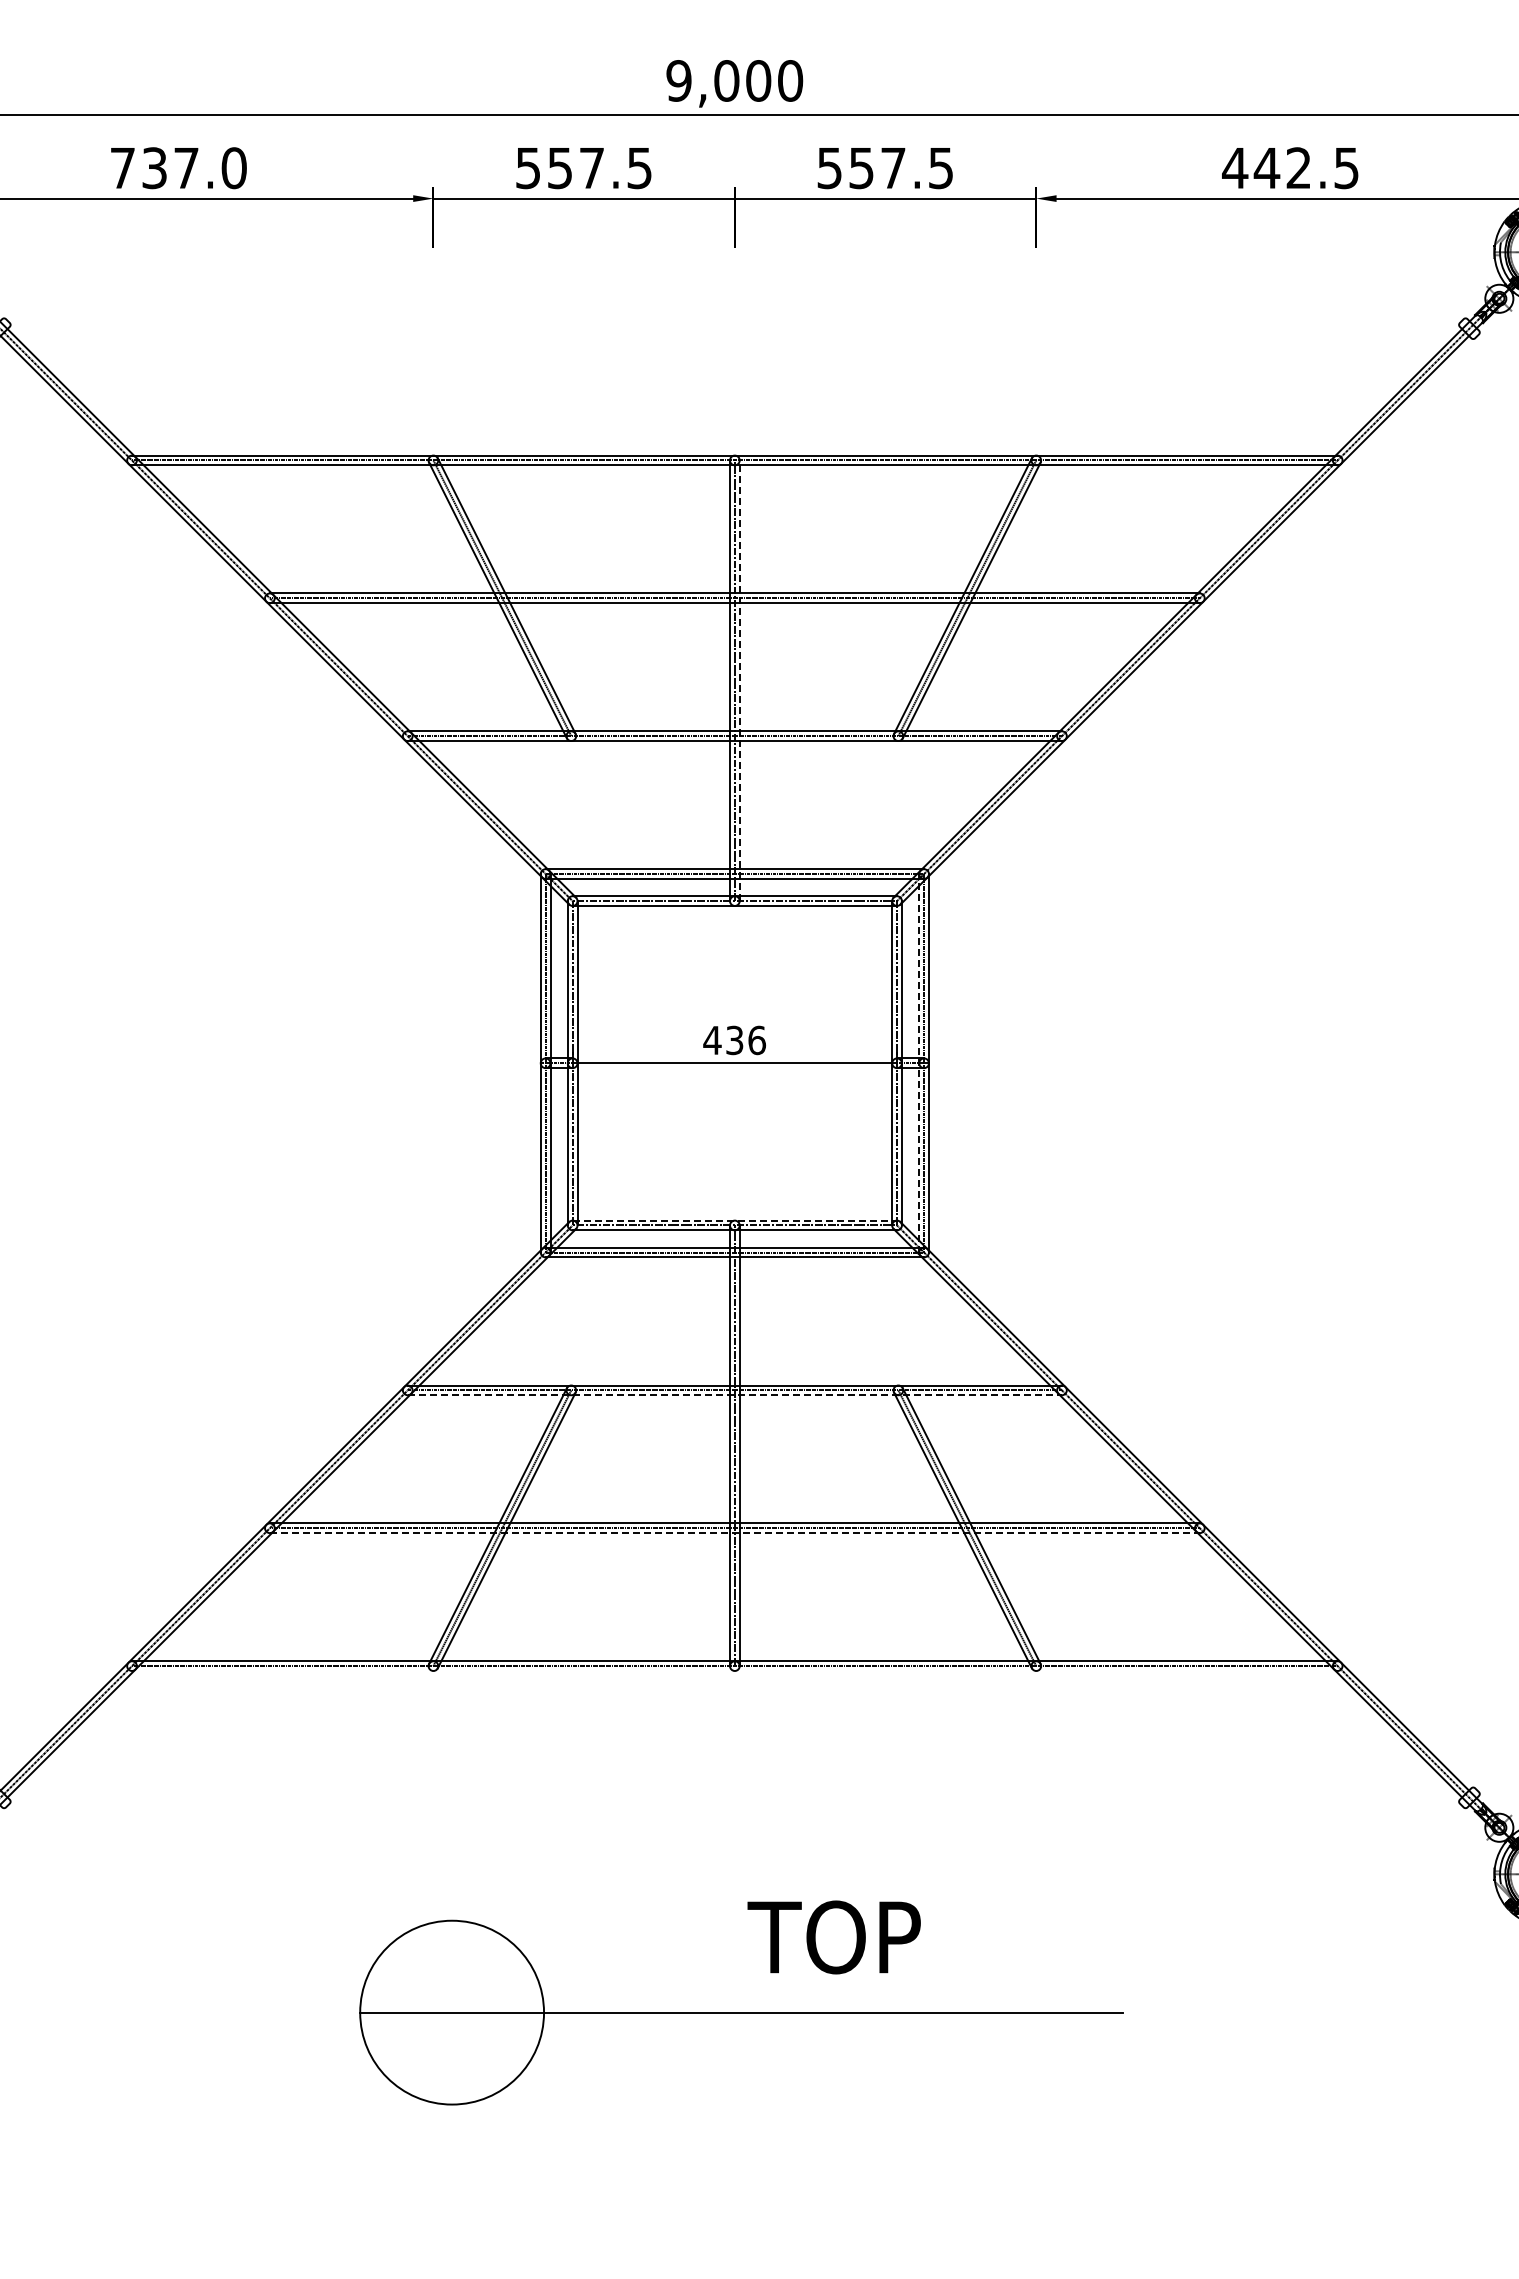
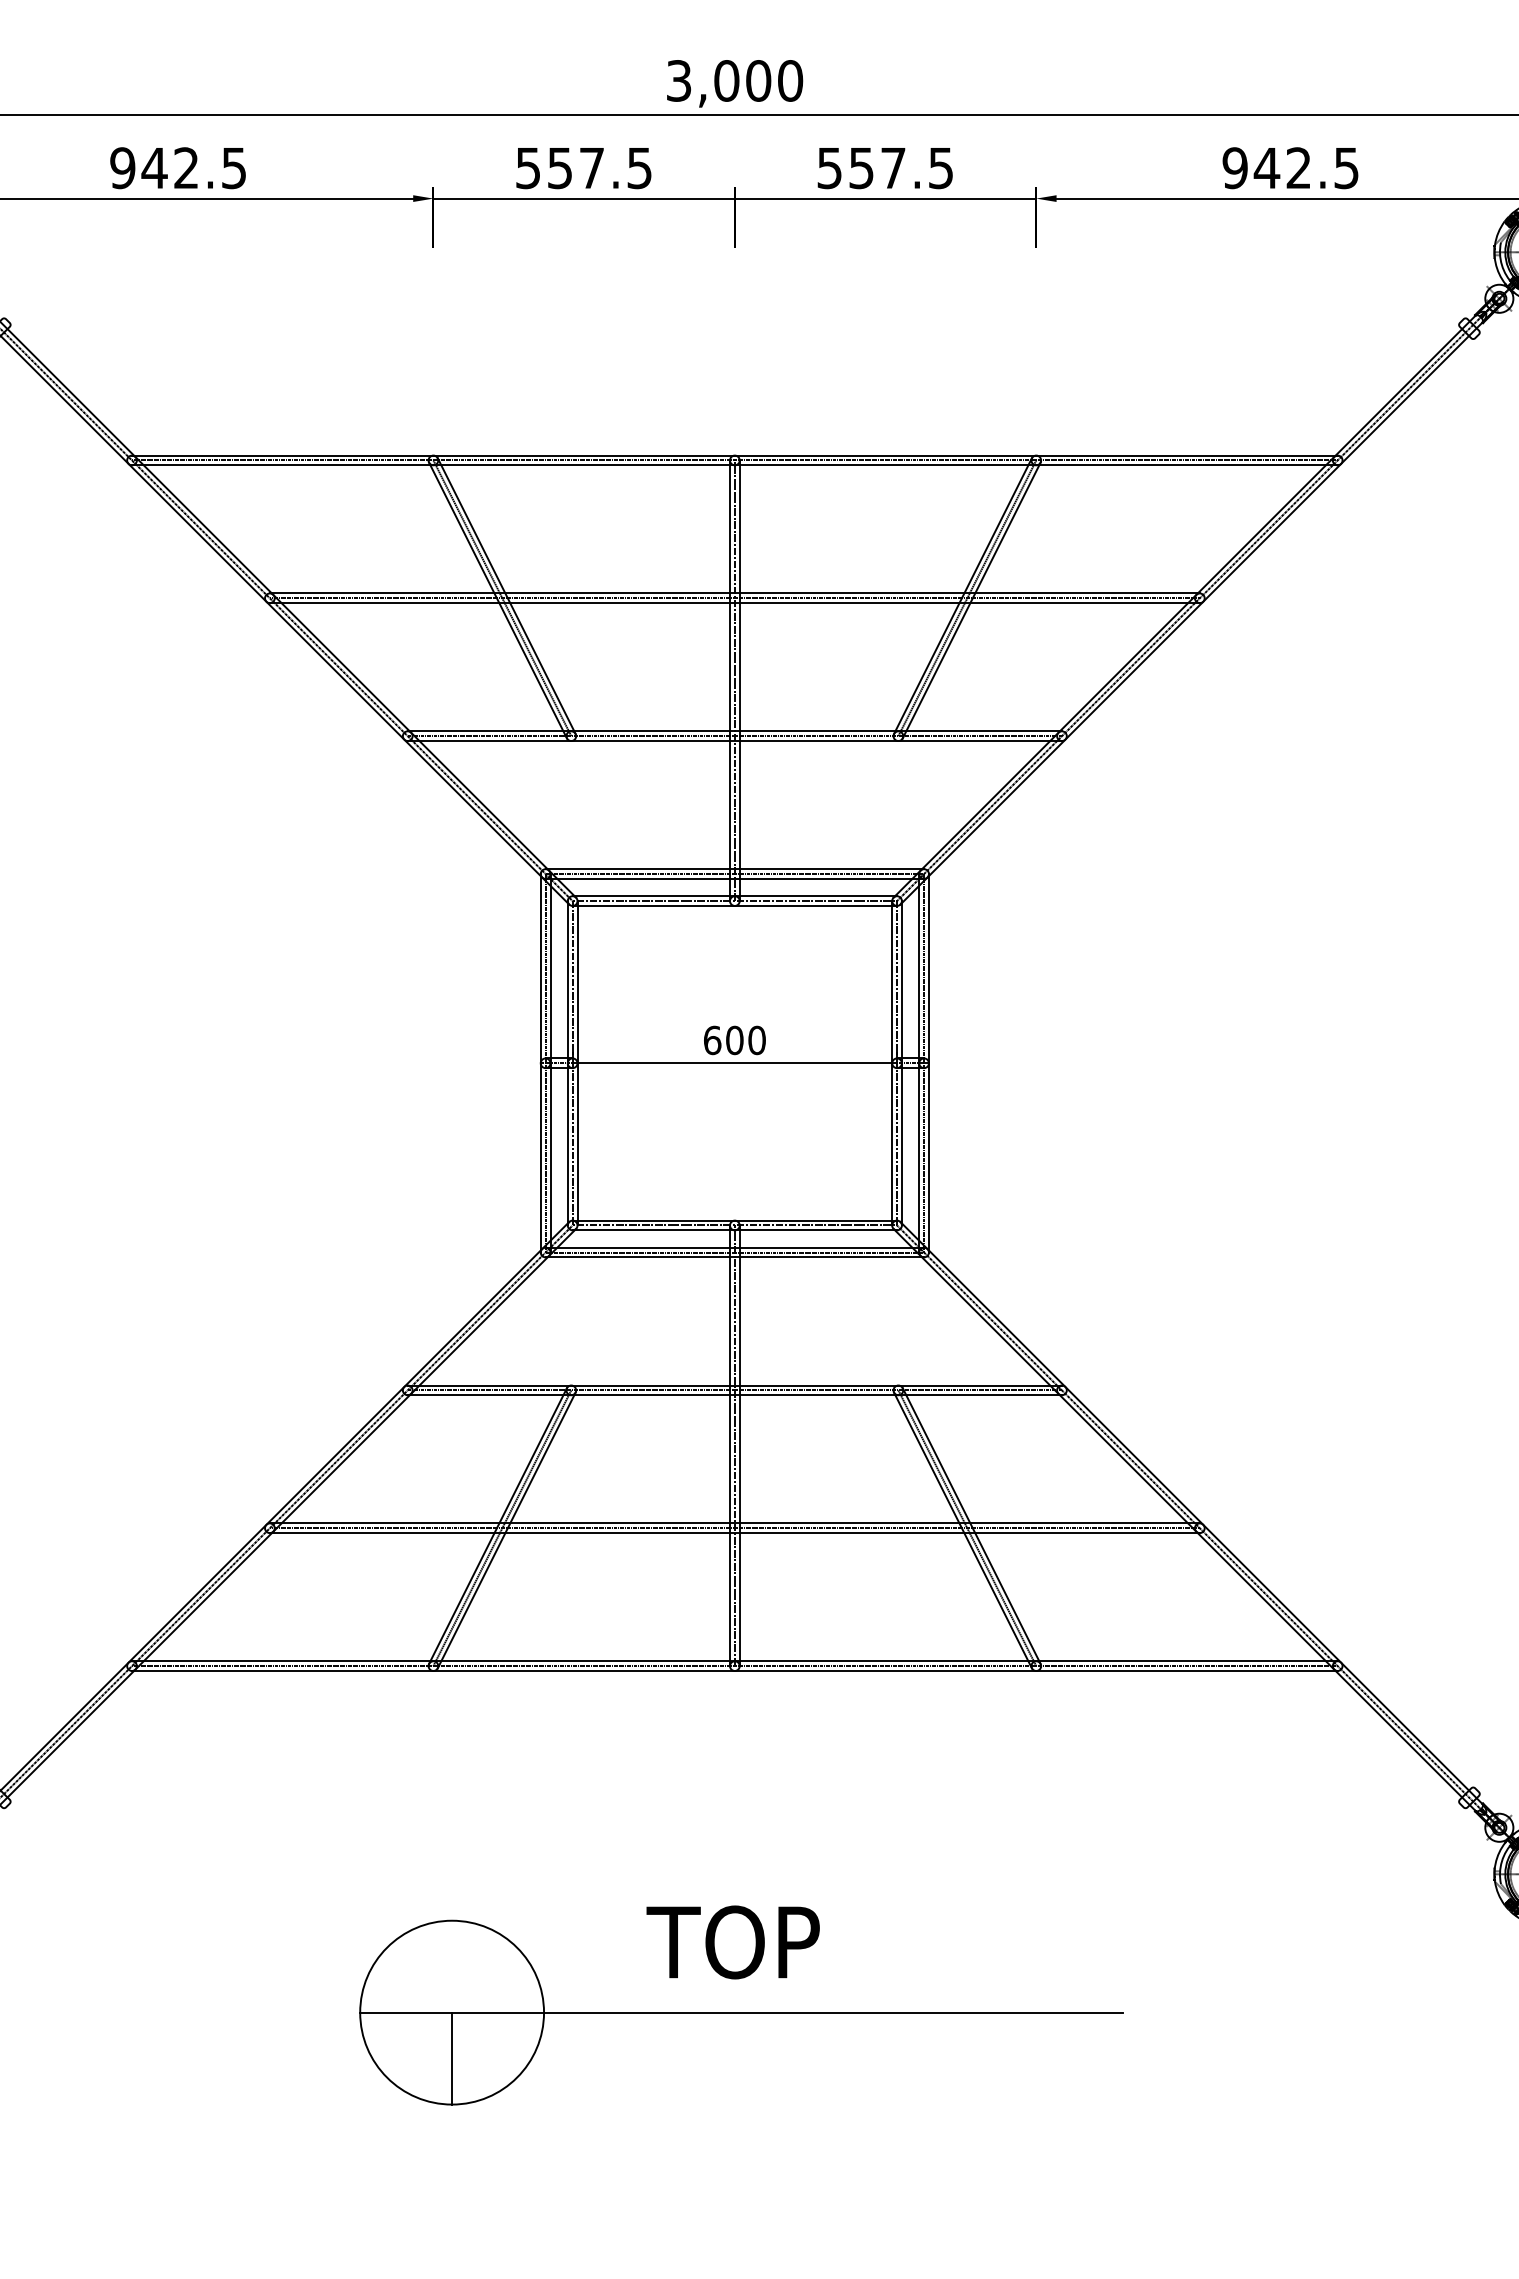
text: 9,000 -> 3,000 (678, 80)
text: 737.0 -> 942.5 (178, 168)
text: 442.5 -> 942.5 (1235, 168)
line: dashed -> solid (739, 680)
text: 436 -> 600 (734, 1040)
line: dashed -> solid (919, 1062)
line: dashed -> solid (735, 1220)
line: dashed -> solid (735, 1395)
line: dashed -> solid (734, 1533)
line: none -> present (734, 1670)
text position: (833, 1937) -> (732, 1942) (732, 1942)
line: none -> present (452, 2058)
